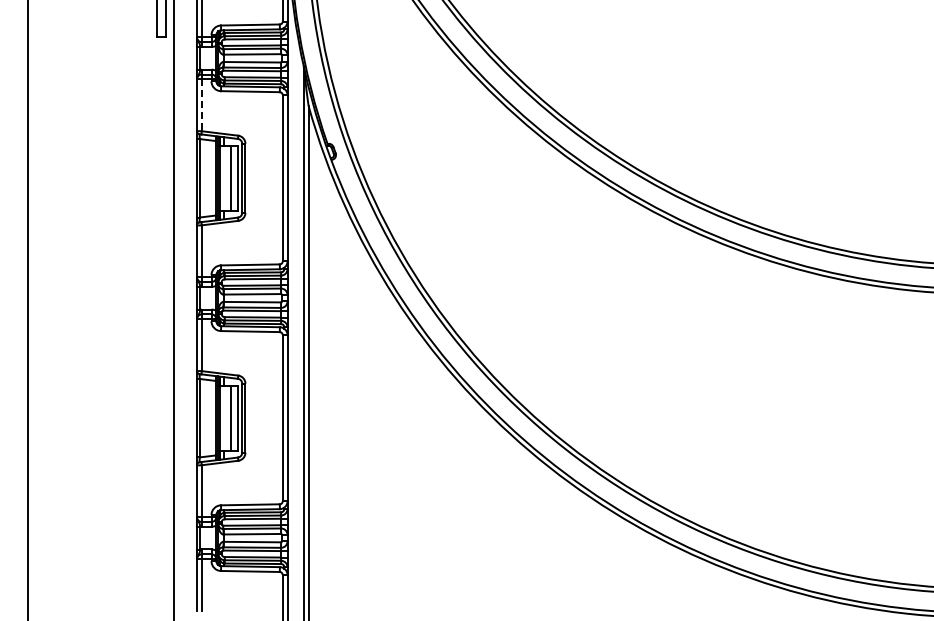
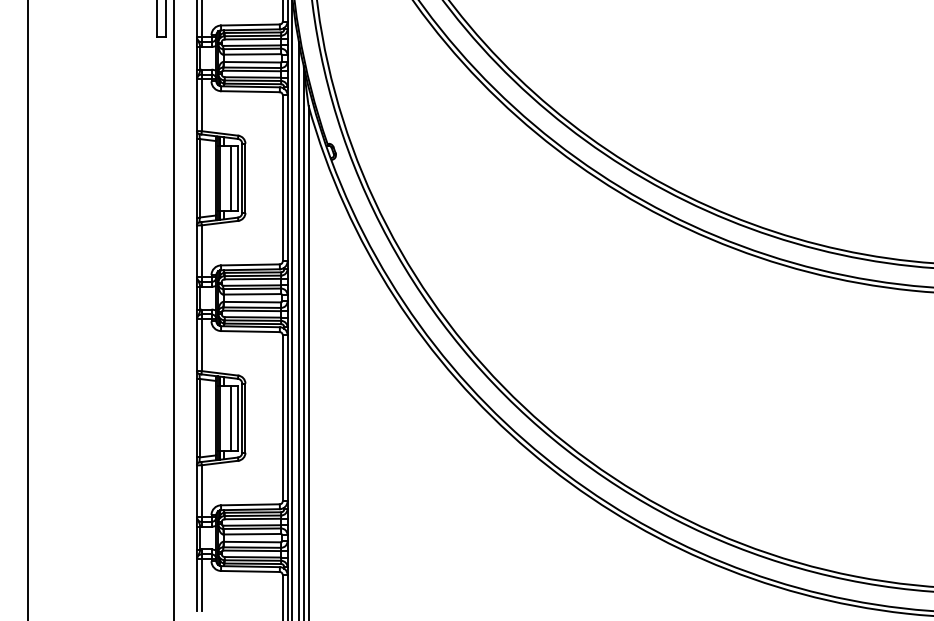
line: dashed -> solid (201, 105)
line: none -> present (292, 309)
line: none -> present (298, 329)
